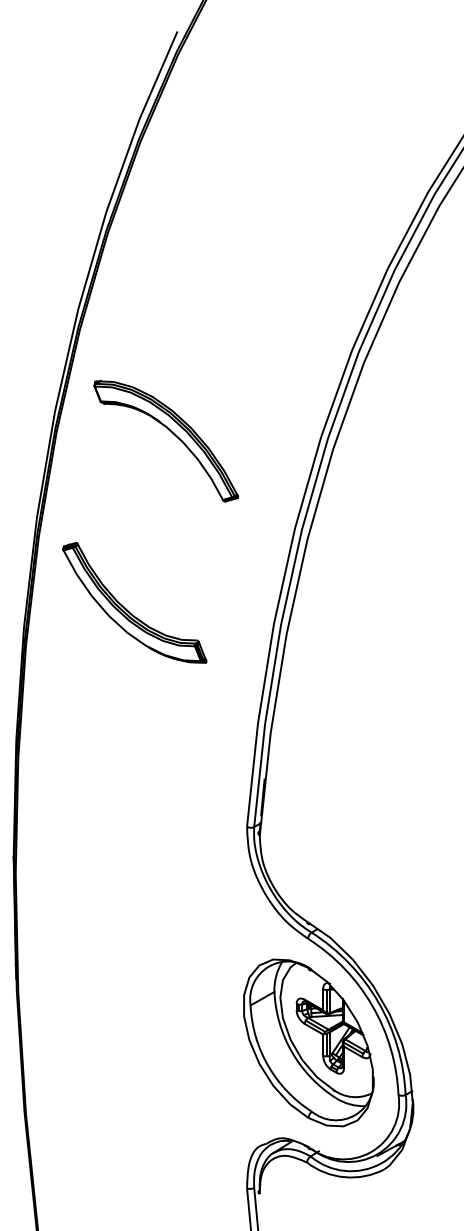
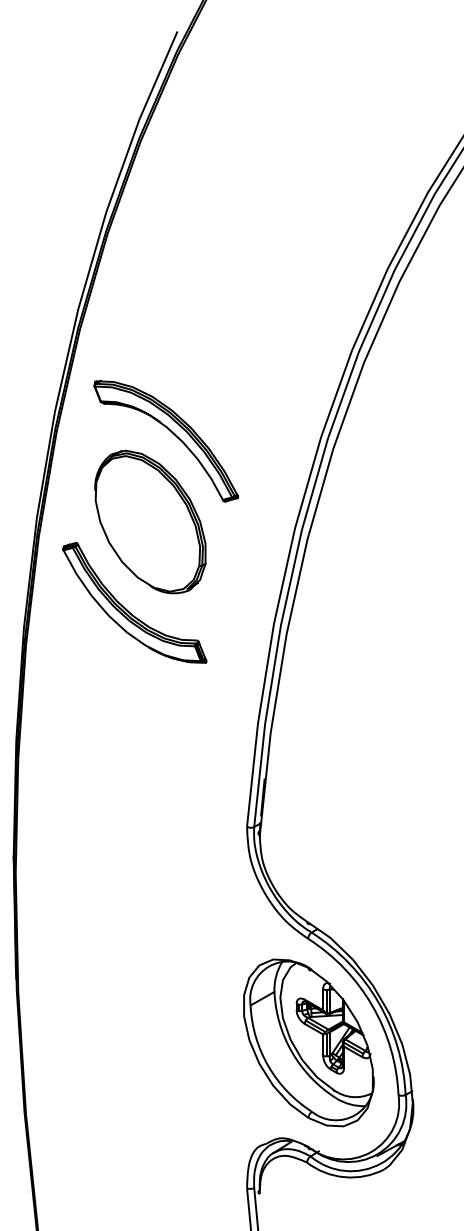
part: none -> present (150, 521)
